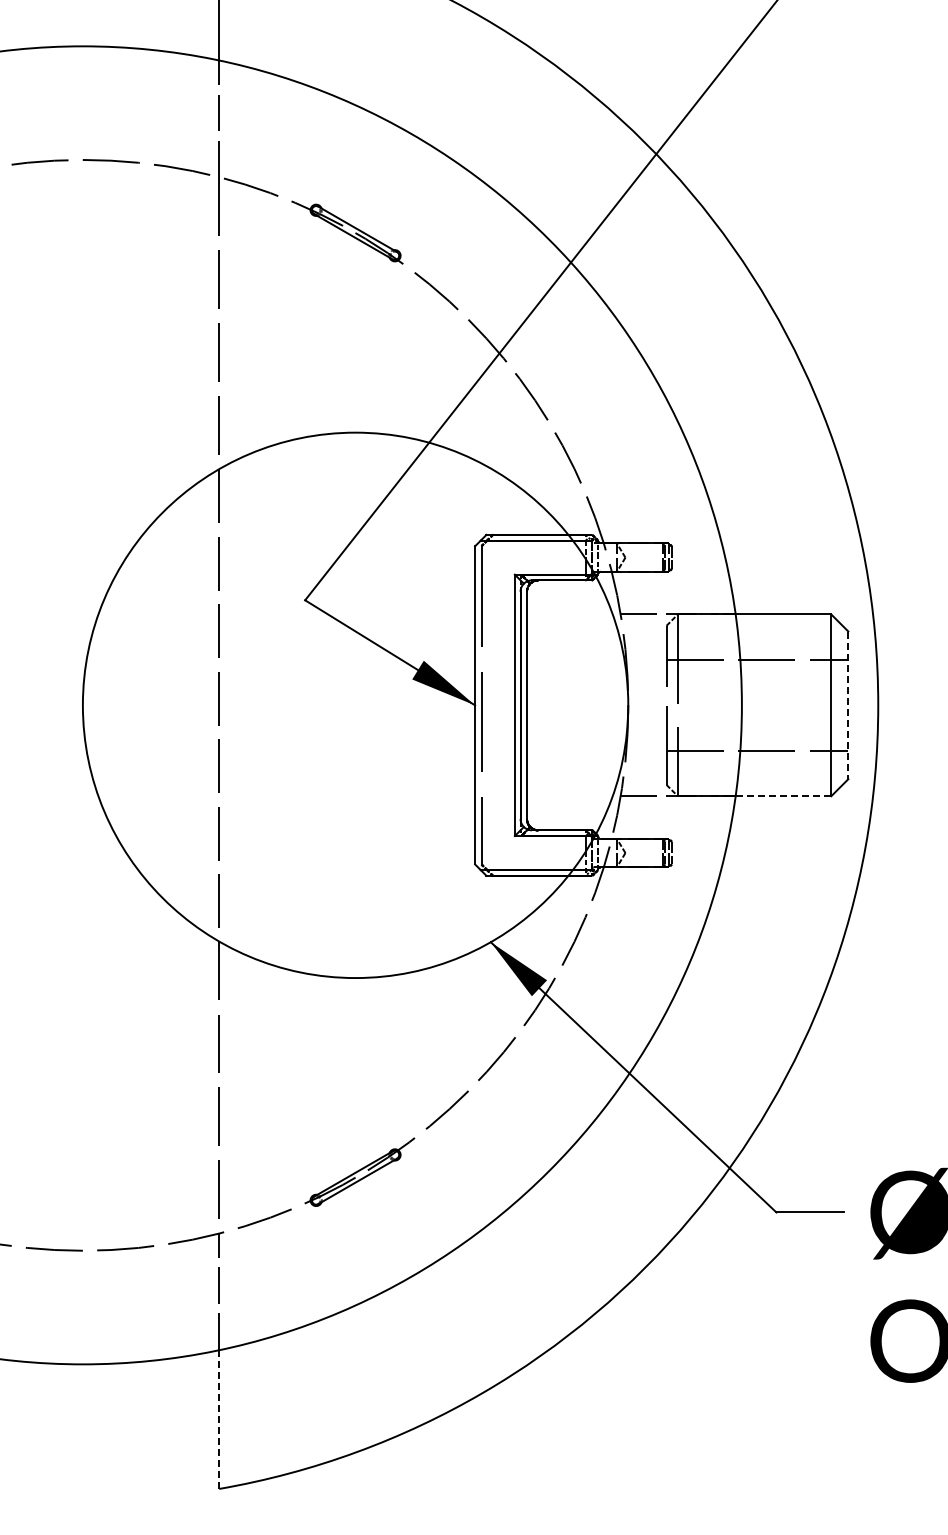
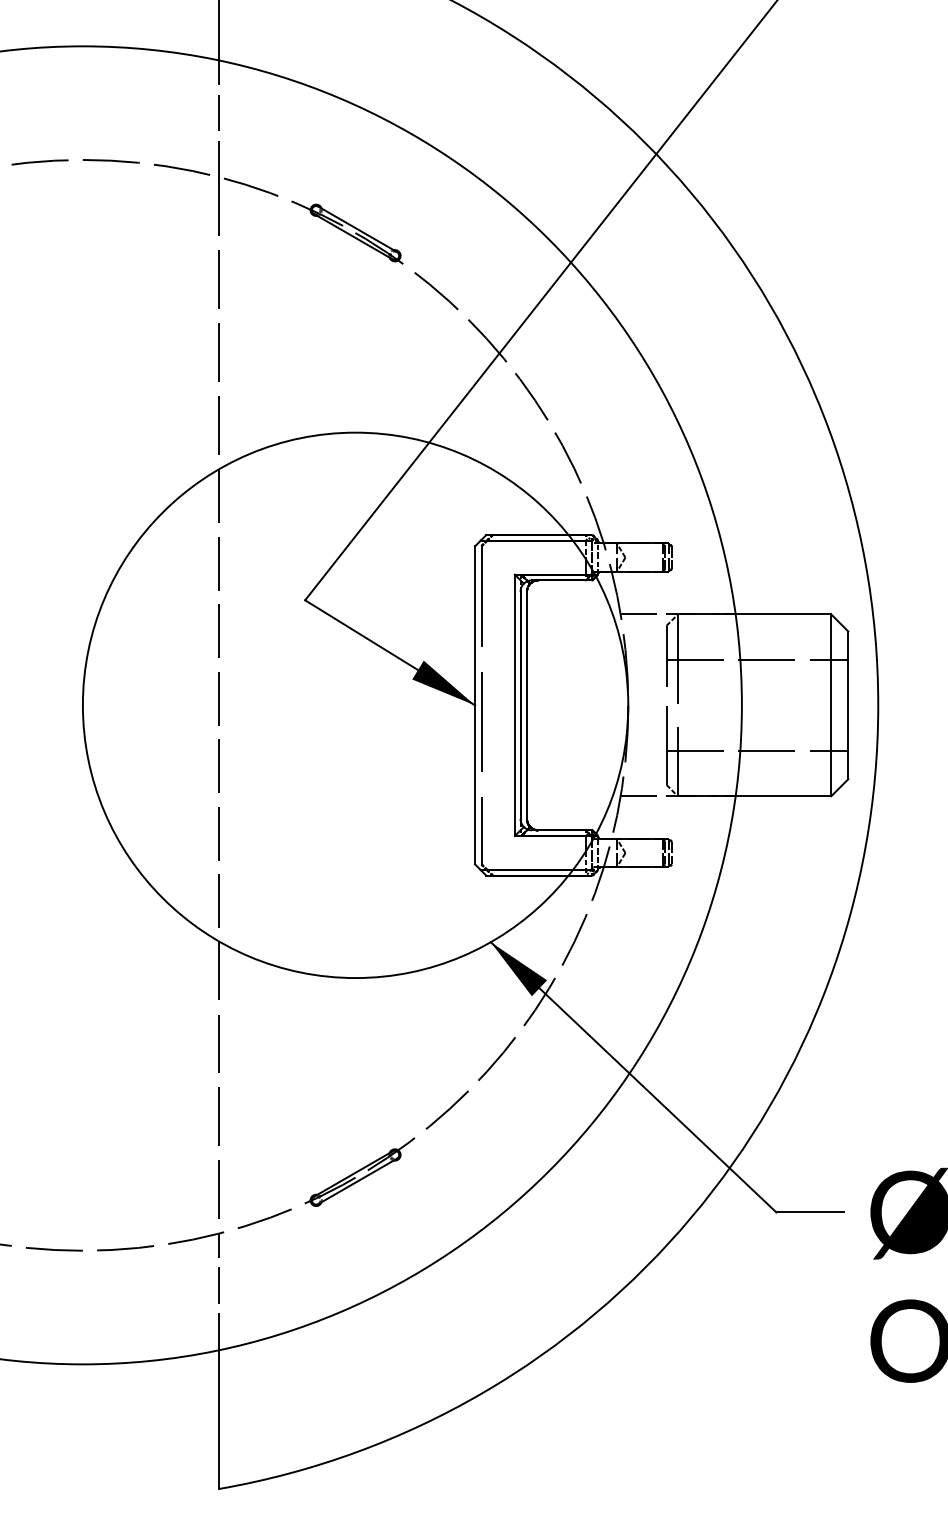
line: dashed -> solid (848, 705)
line: dashed -> solid (783, 796)
line: dashed -> solid (219, 1420)
